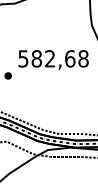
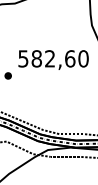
text: 582,68 -> 582,60 (83, 58)
